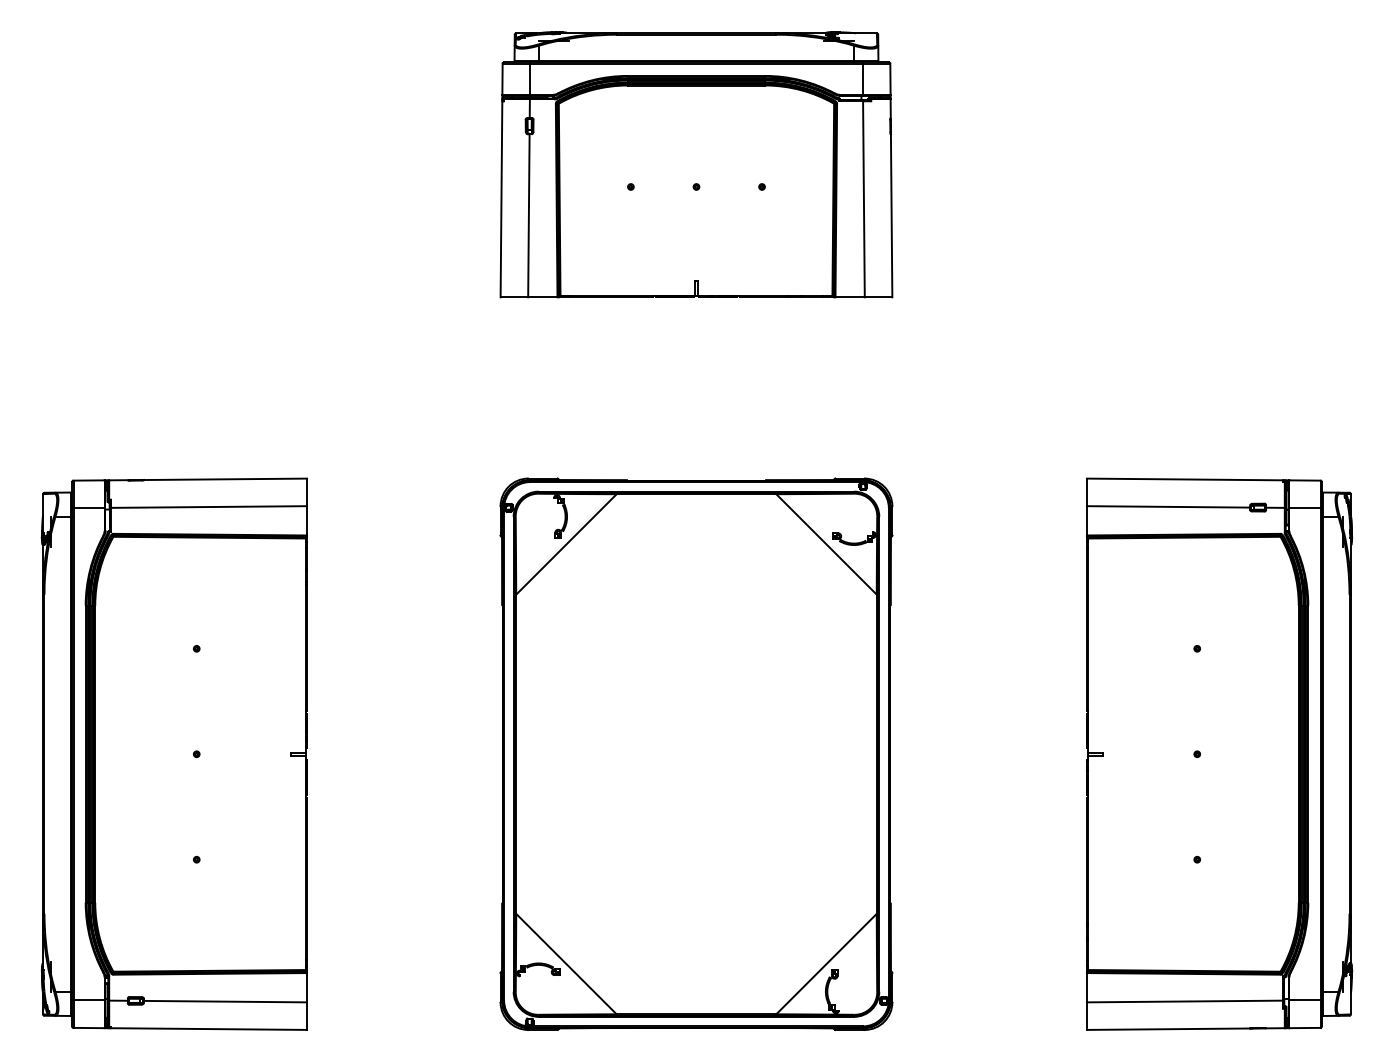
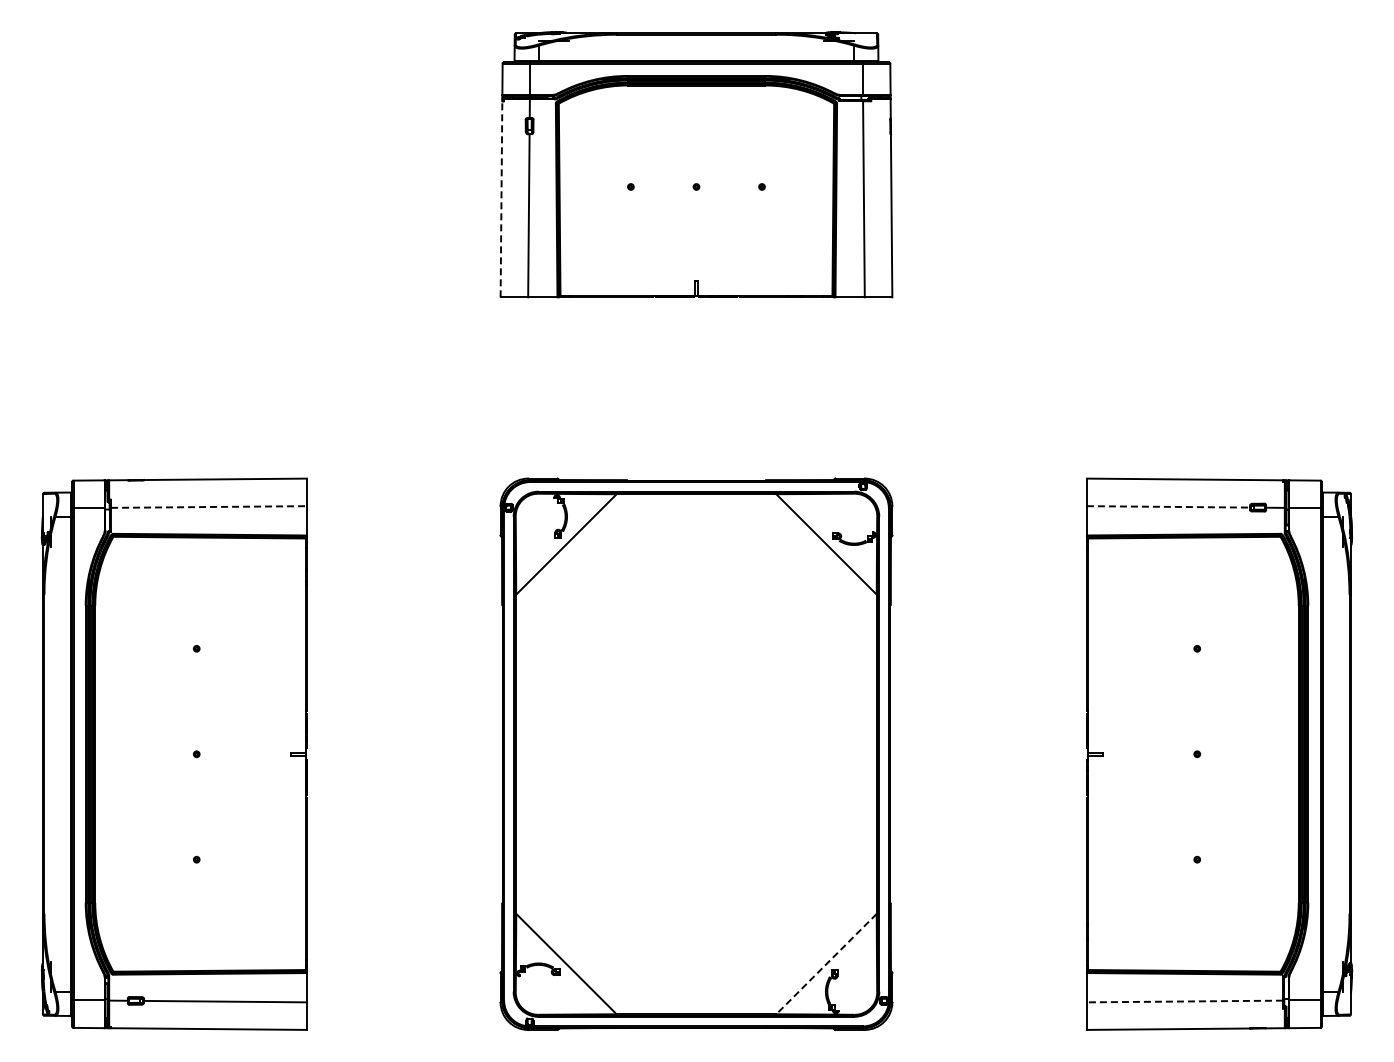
line: solid -> dashed (501, 195)
line: solid -> dashed (1168, 506)
line: solid -> dashed (209, 507)
line: solid -> dashed (826, 964)
line: solid -> dashed (1184, 1001)
